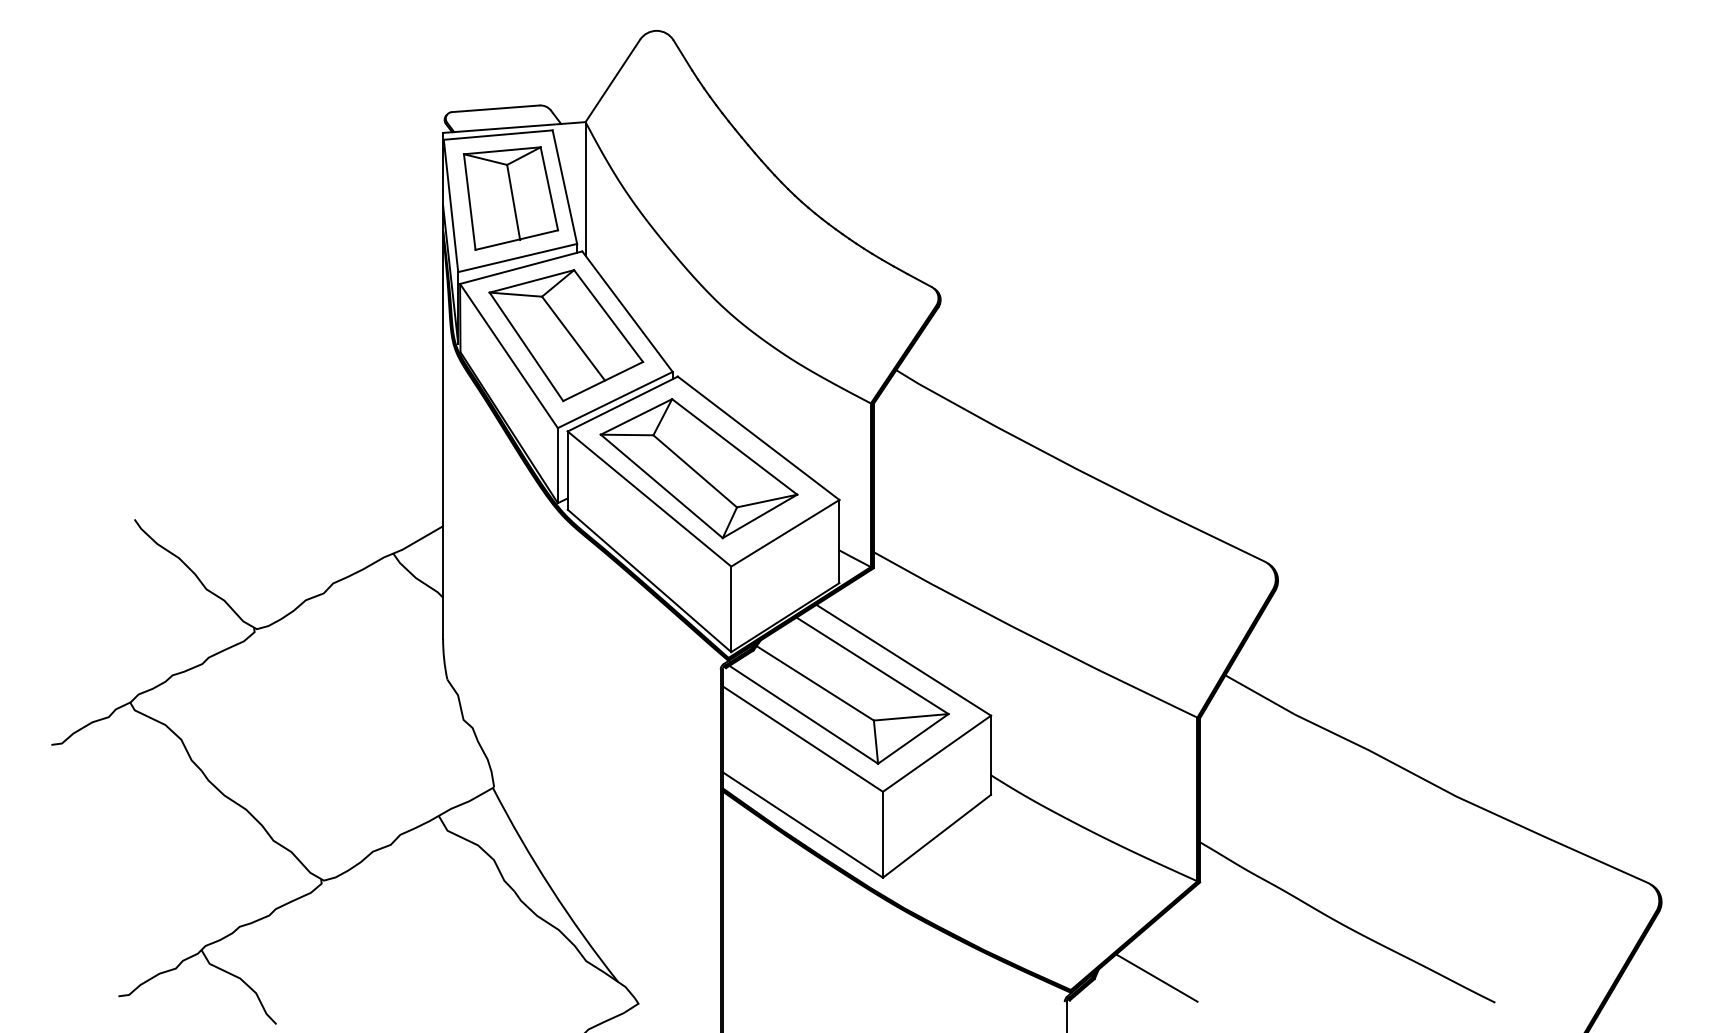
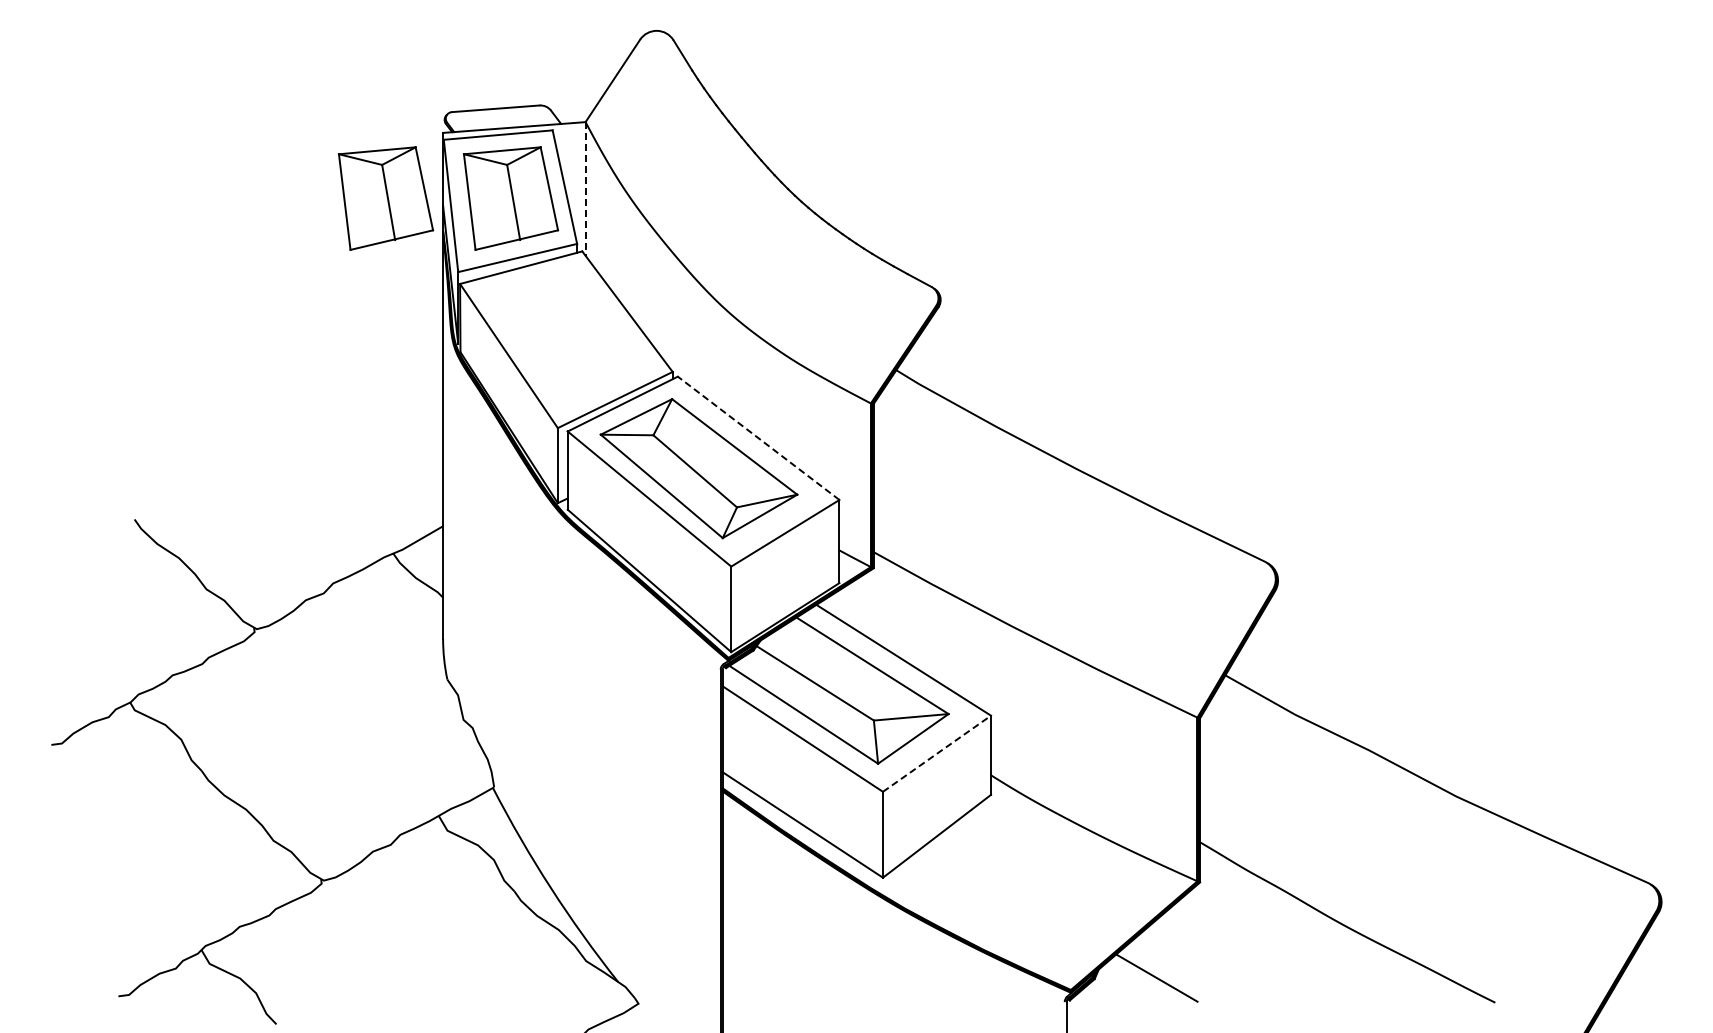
line: solid -> dashed (585, 188)
part: none -> present (386, 198)
part: present -> none (566, 335)
line: solid -> dashed (758, 438)
line: solid -> dashed (937, 753)
